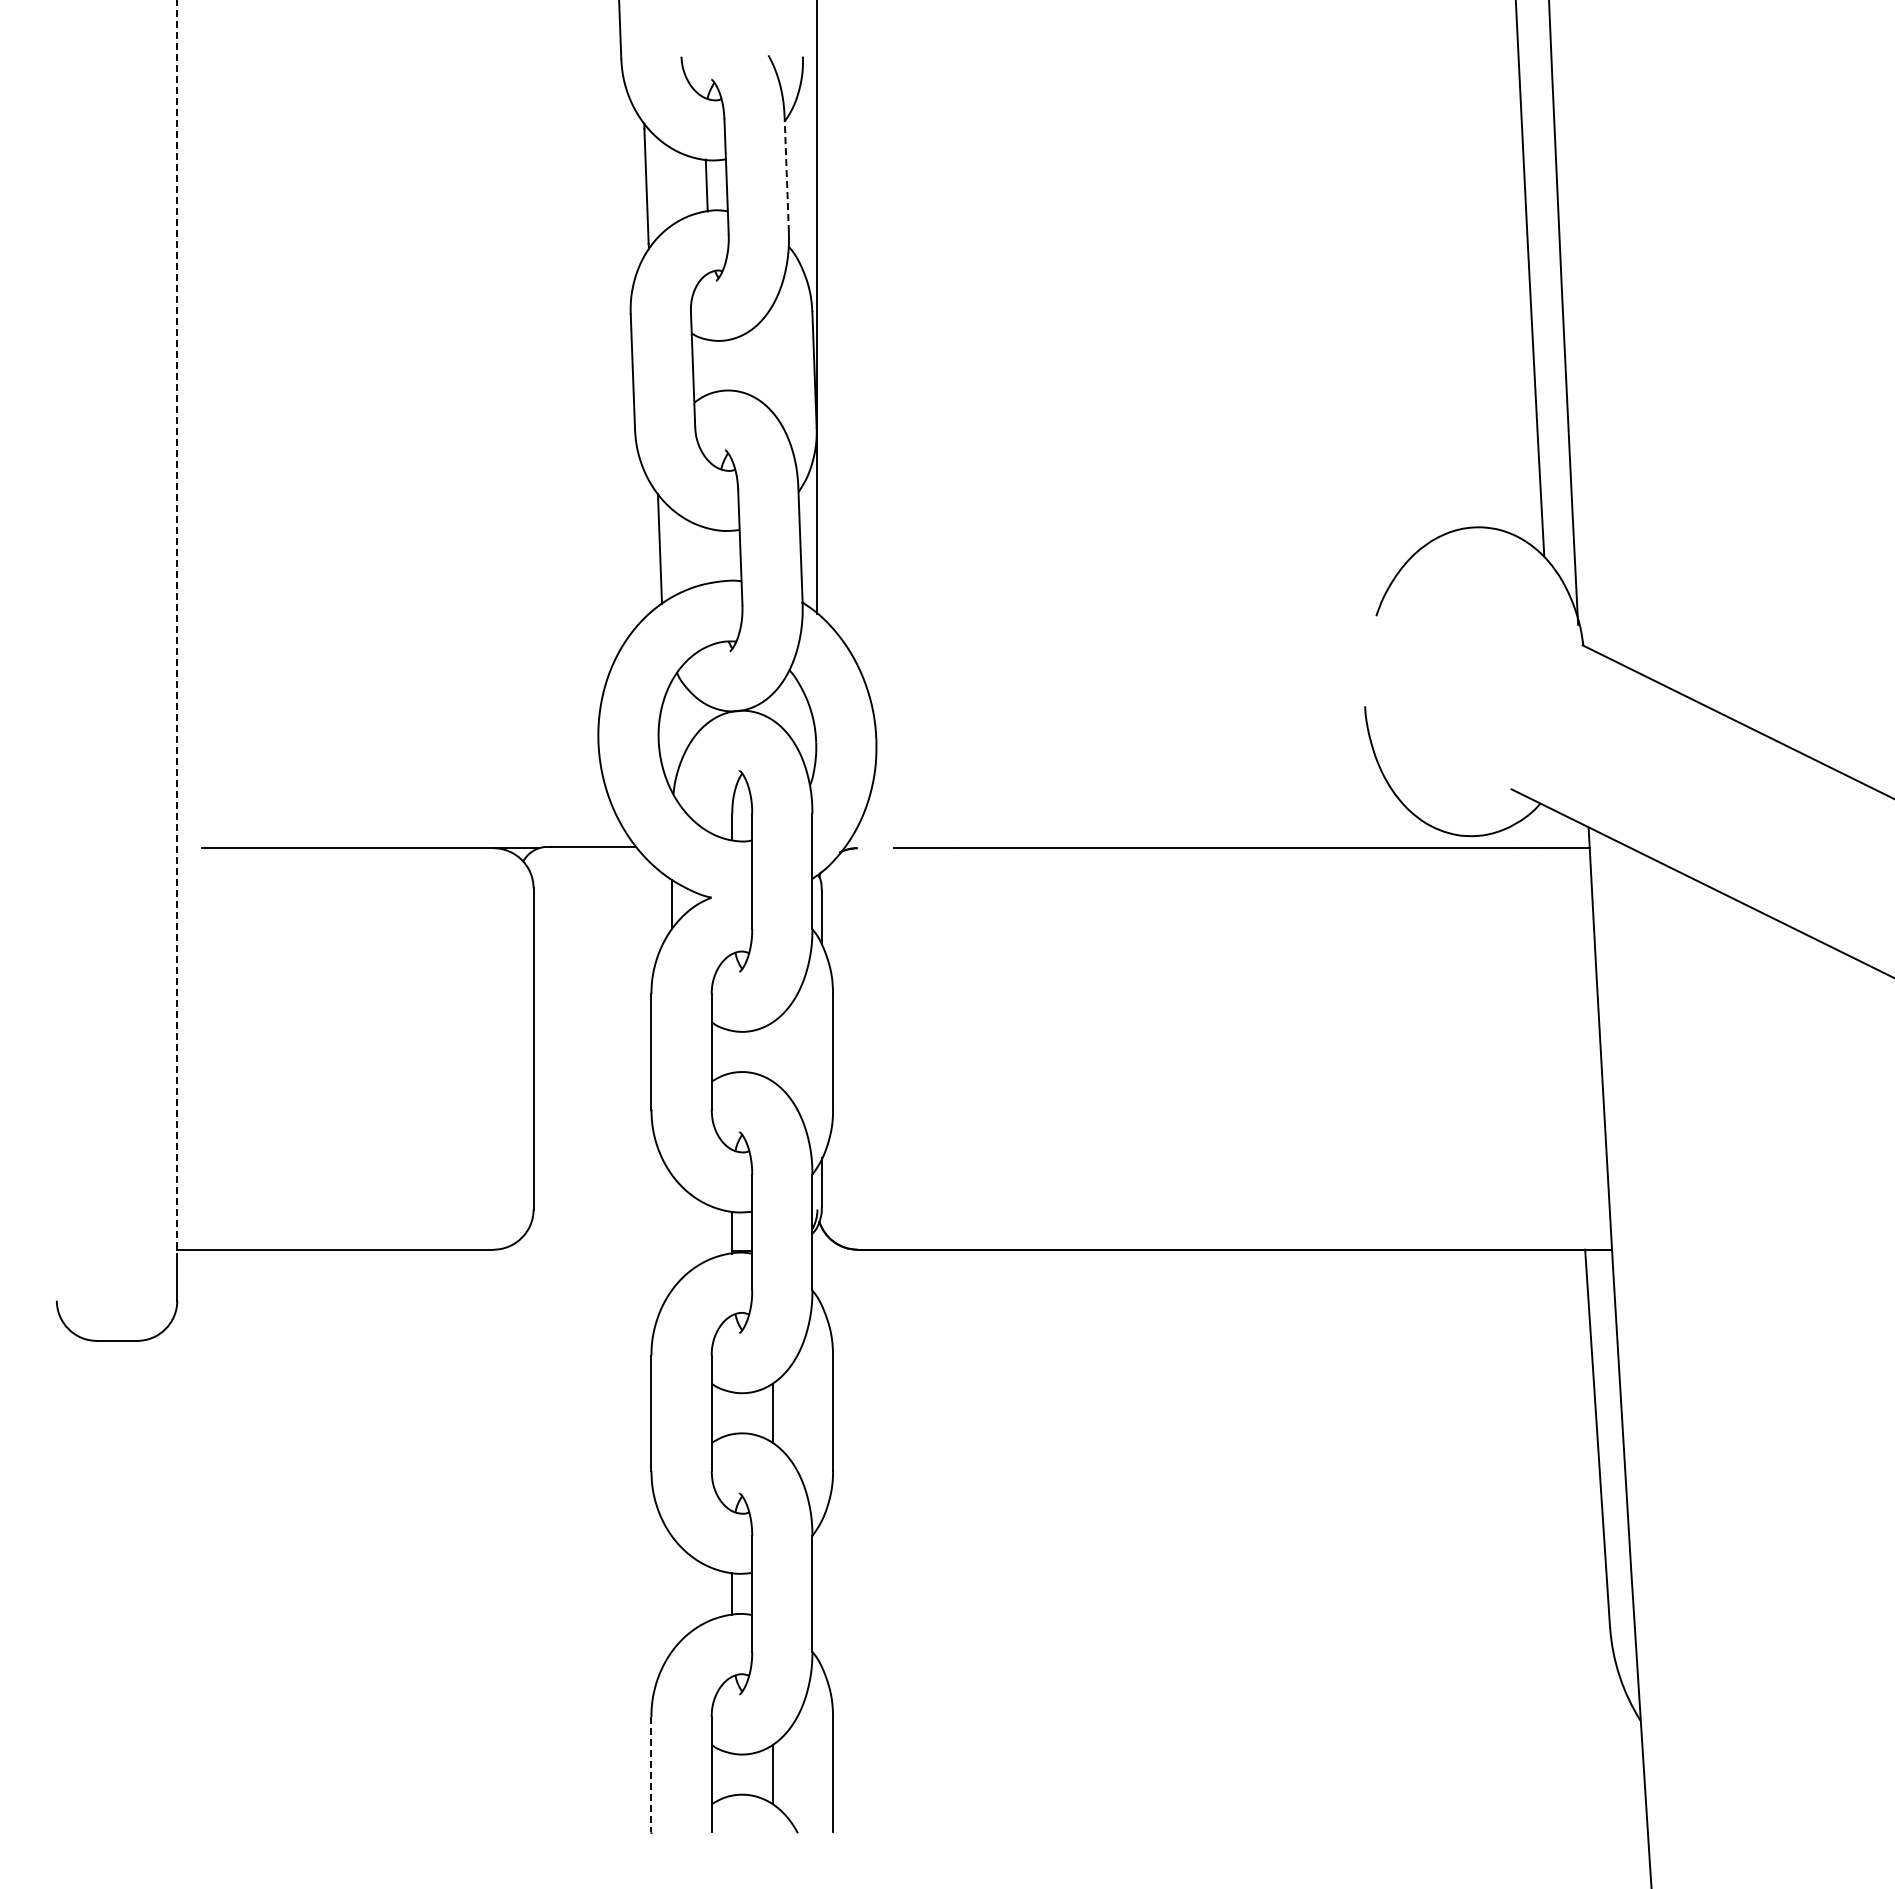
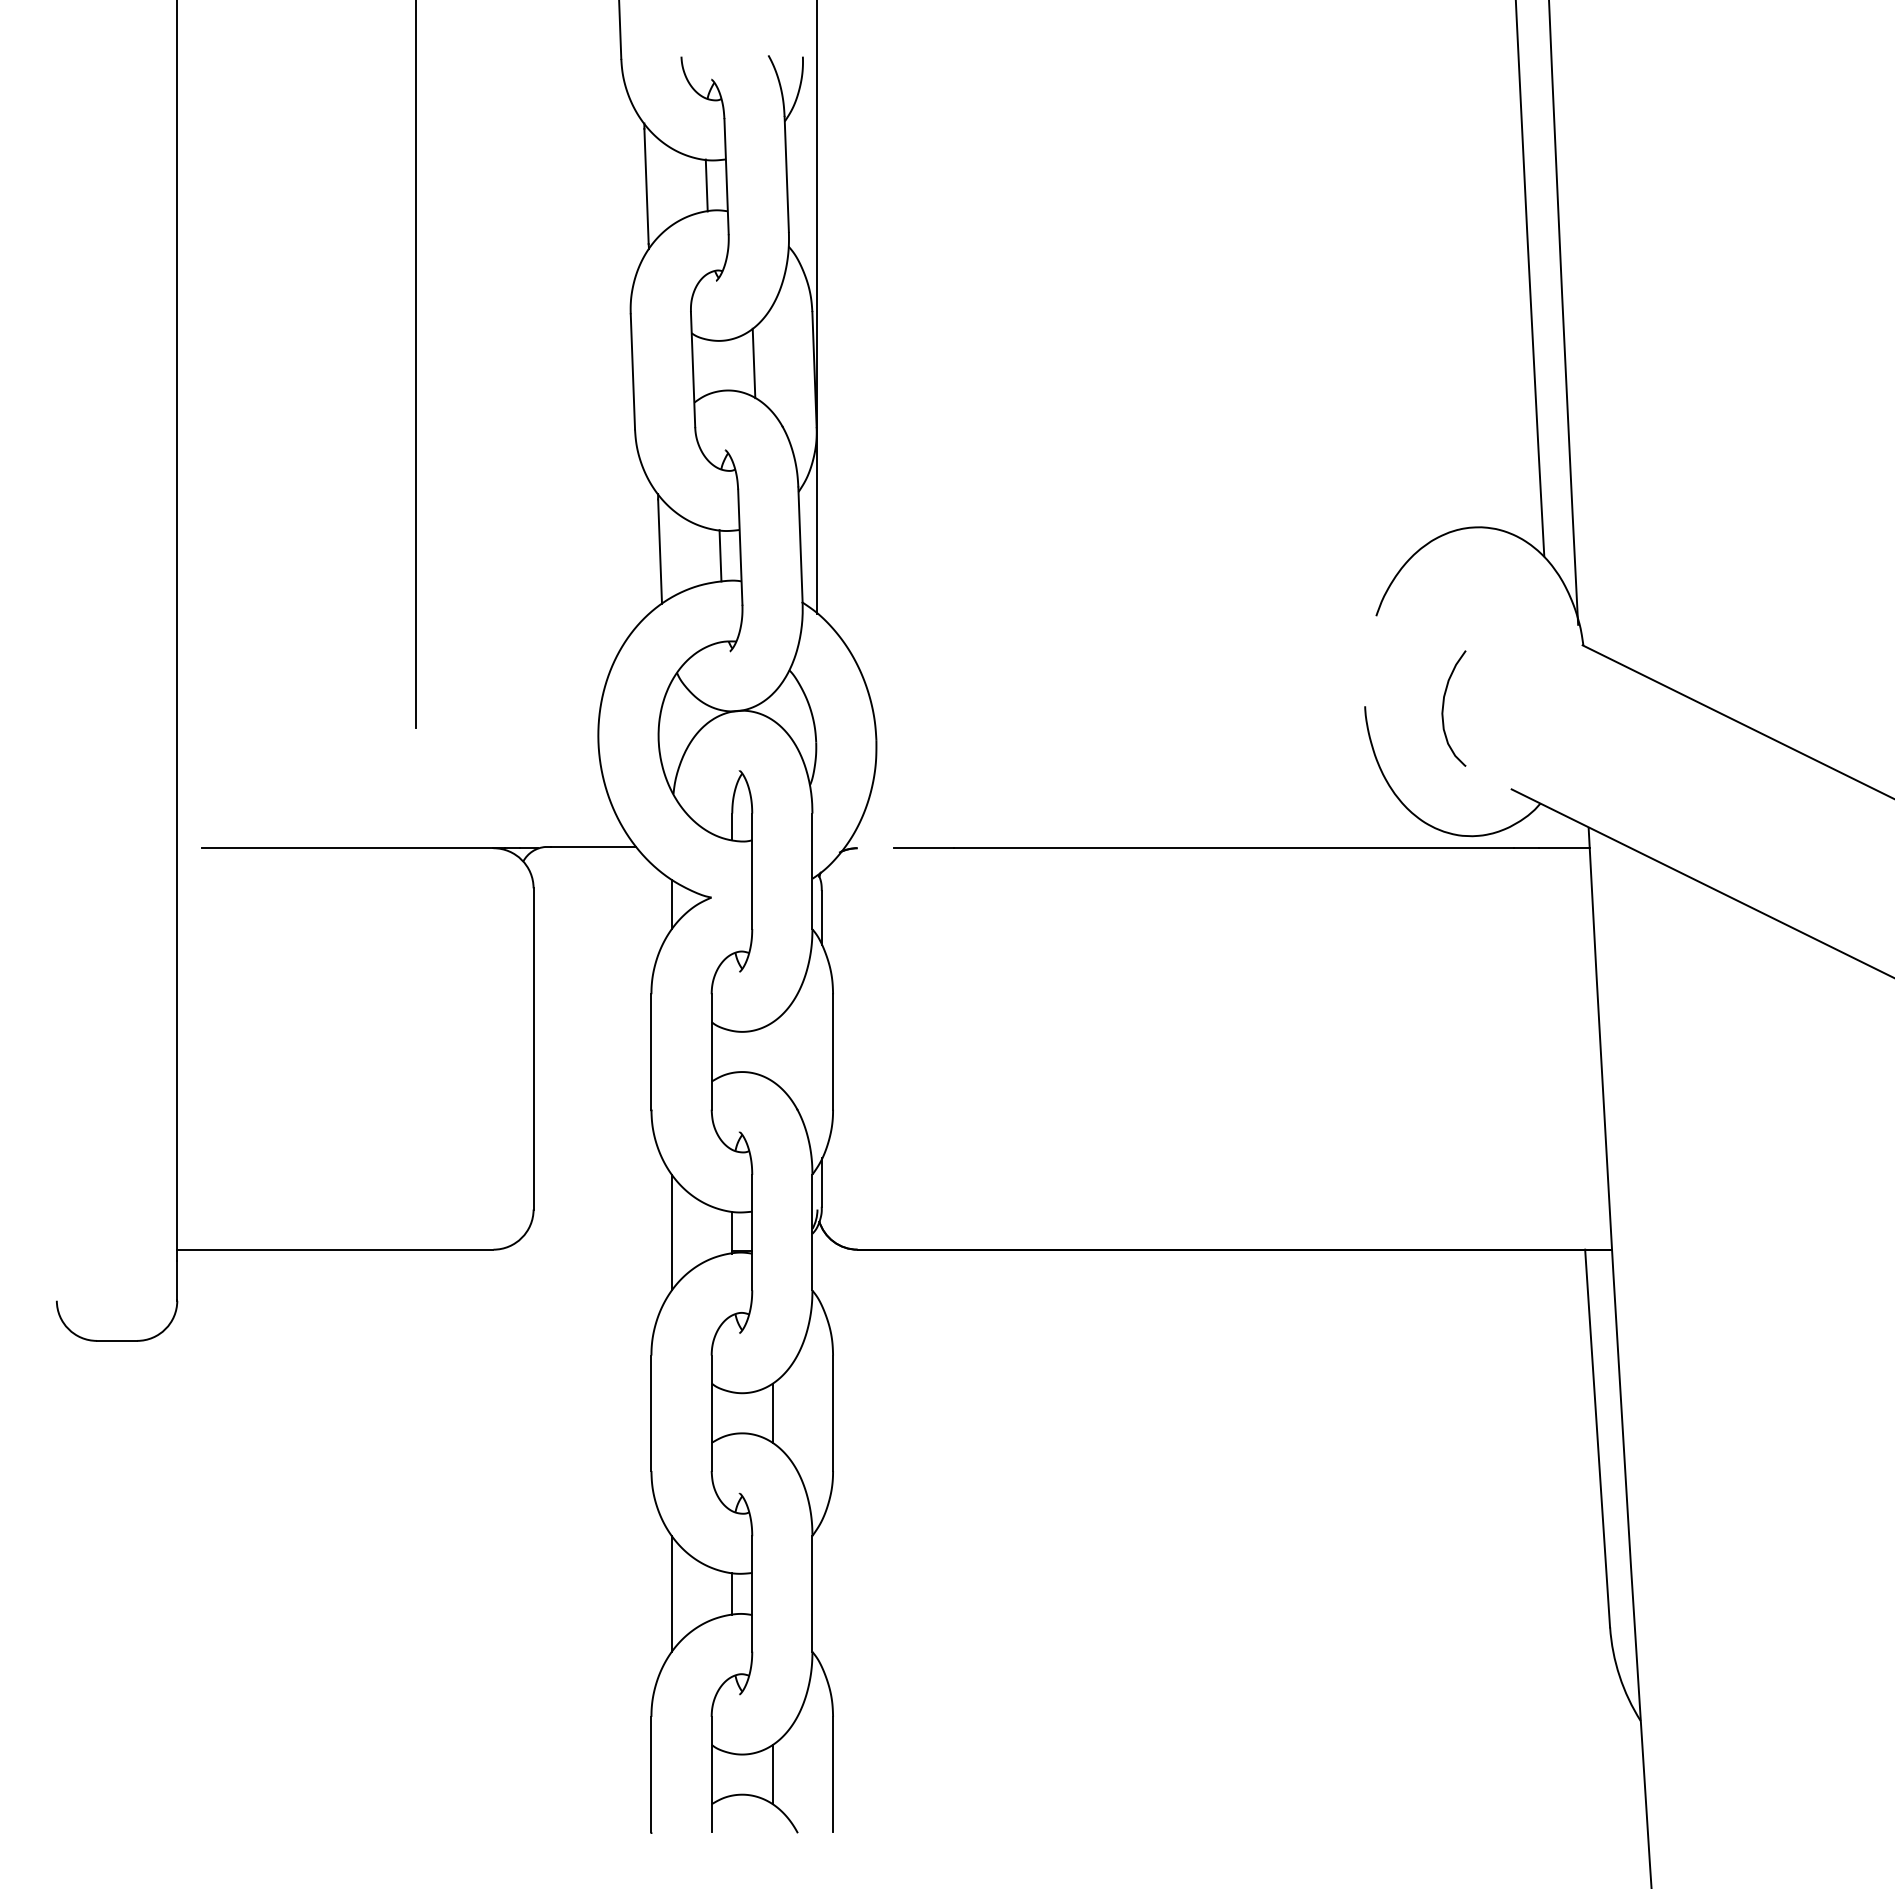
line: dashed -> solid (786, 174)
line: none -> present (753, 363)
line: none -> present (416, 364)
line: none -> present (720, 555)
line: dashed -> solid (177, 630)
curve: none -> present (1444, 705)
line: none -> present (672, 1232)
line: none -> present (672, 1593)
line: dashed -> solid (651, 1774)
